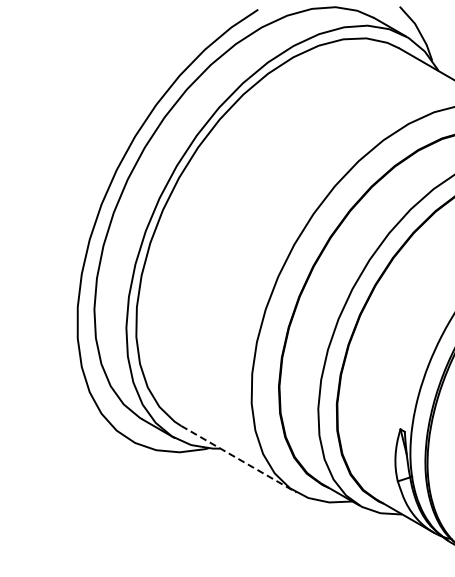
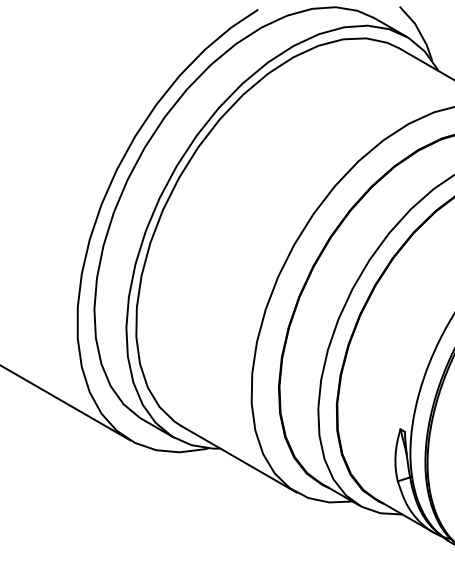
line: none -> present (66, 403)
line: dashed -> solid (238, 459)
